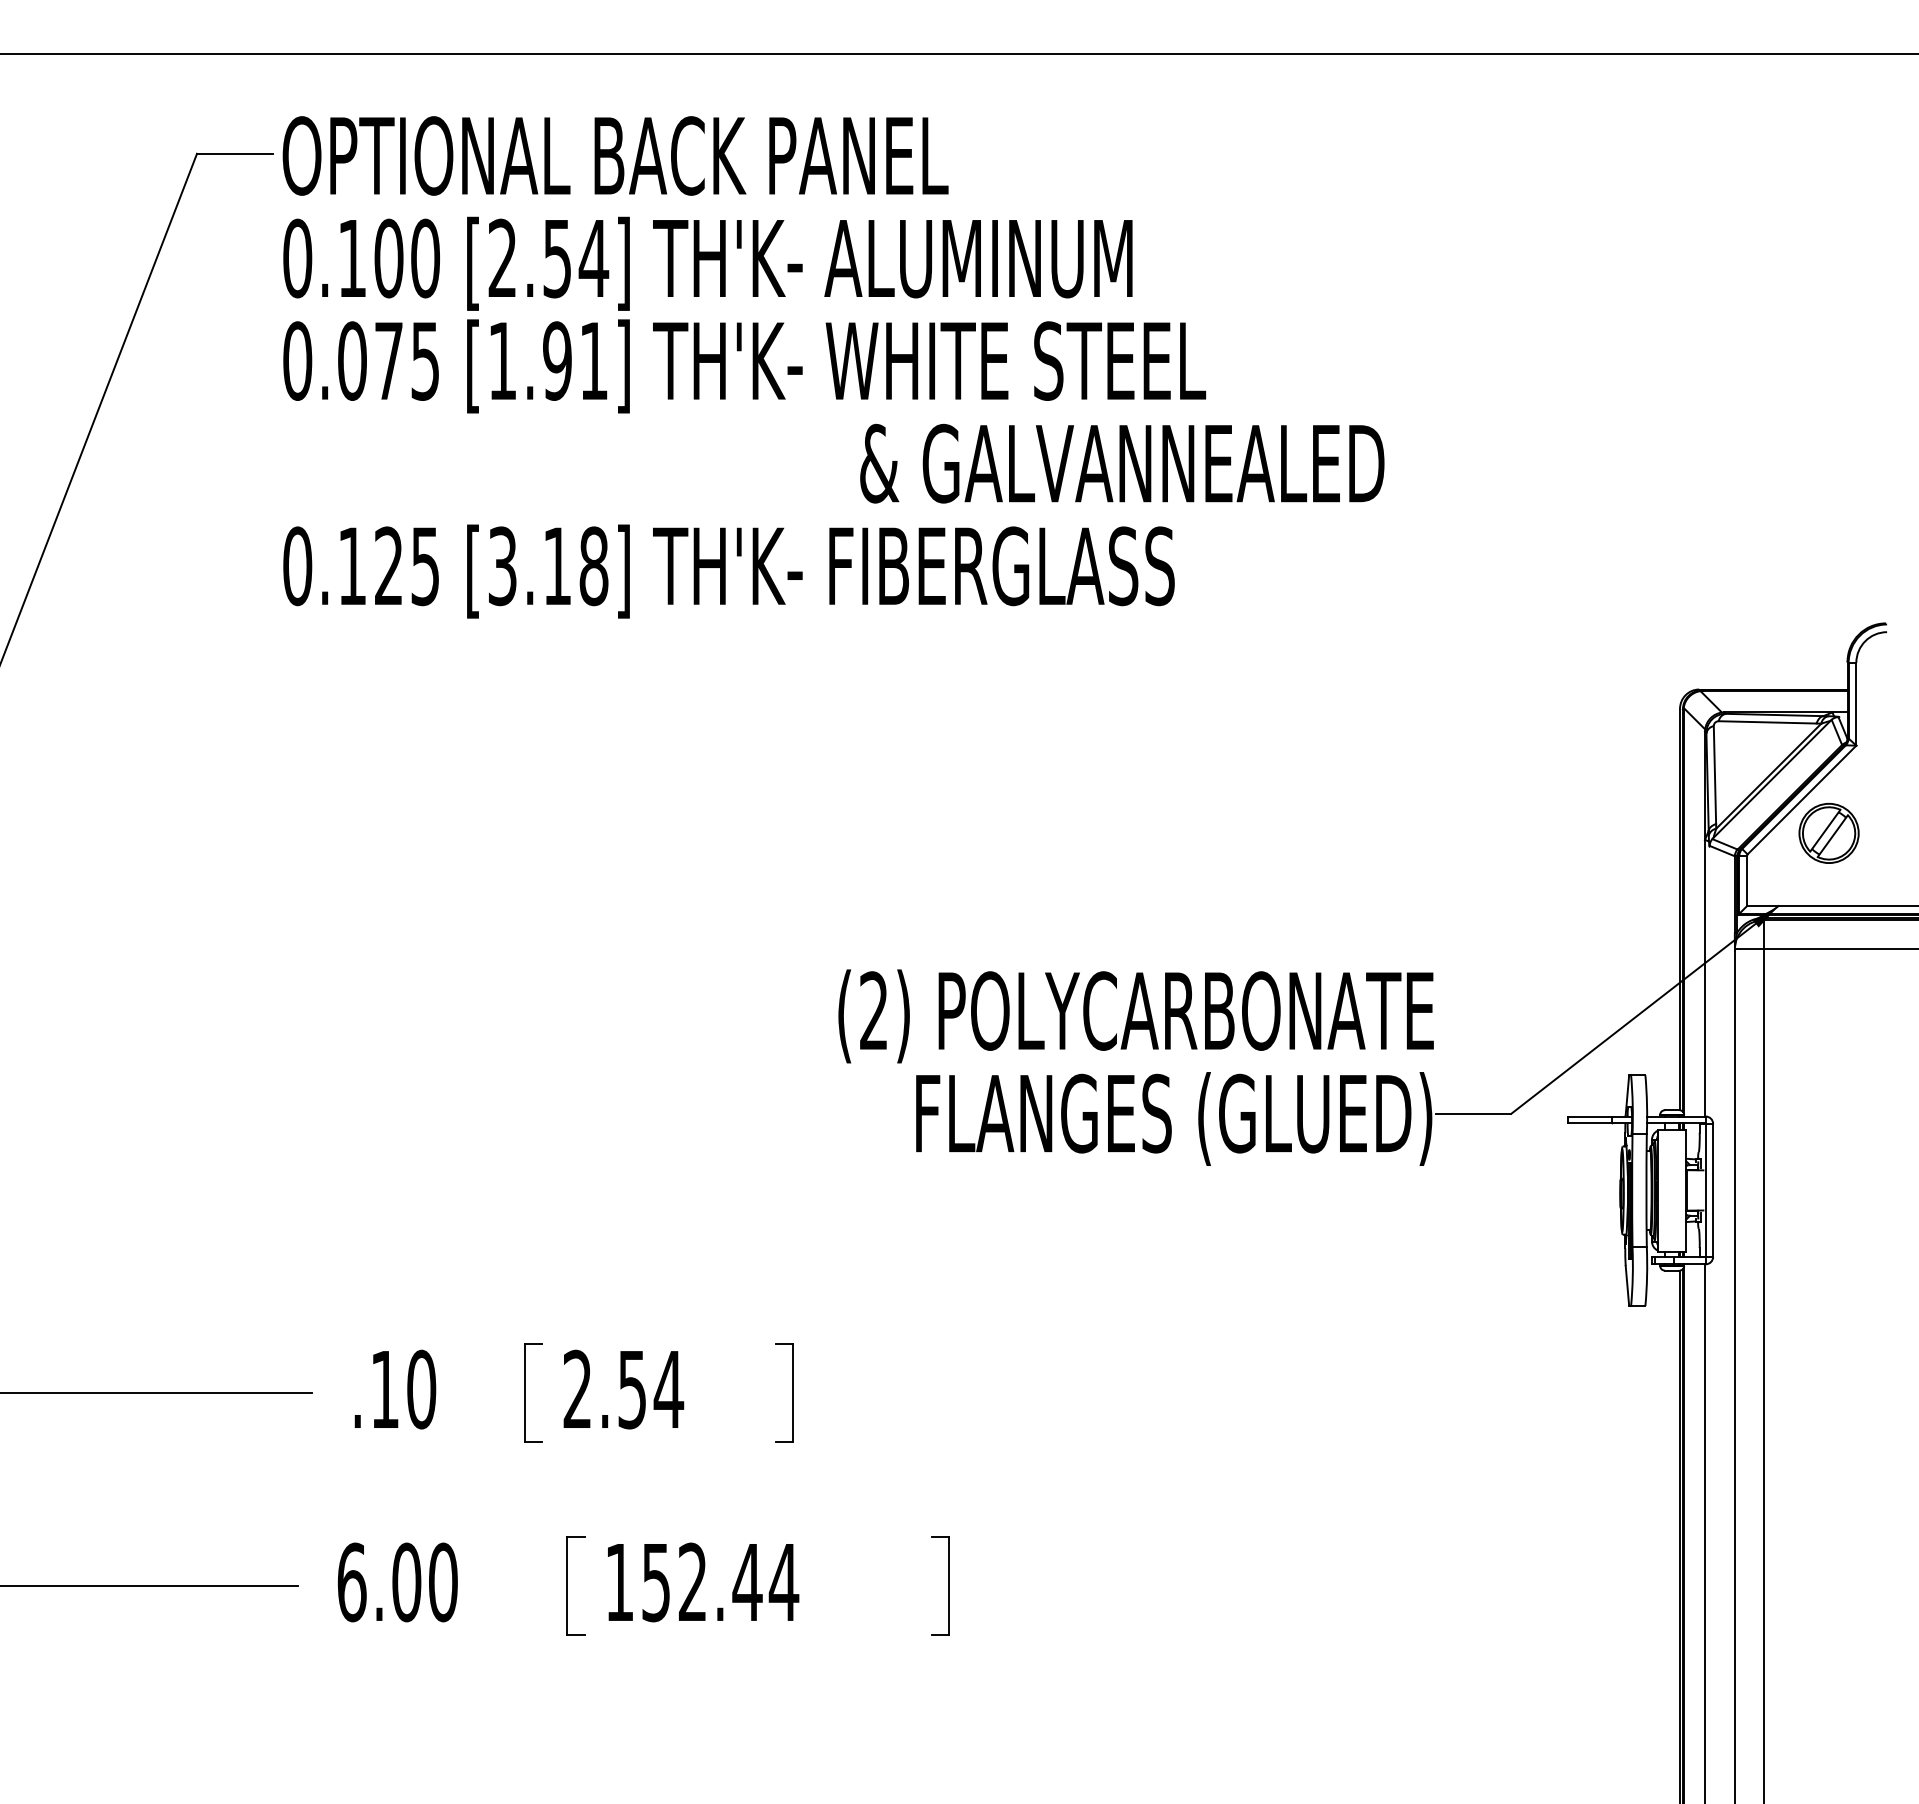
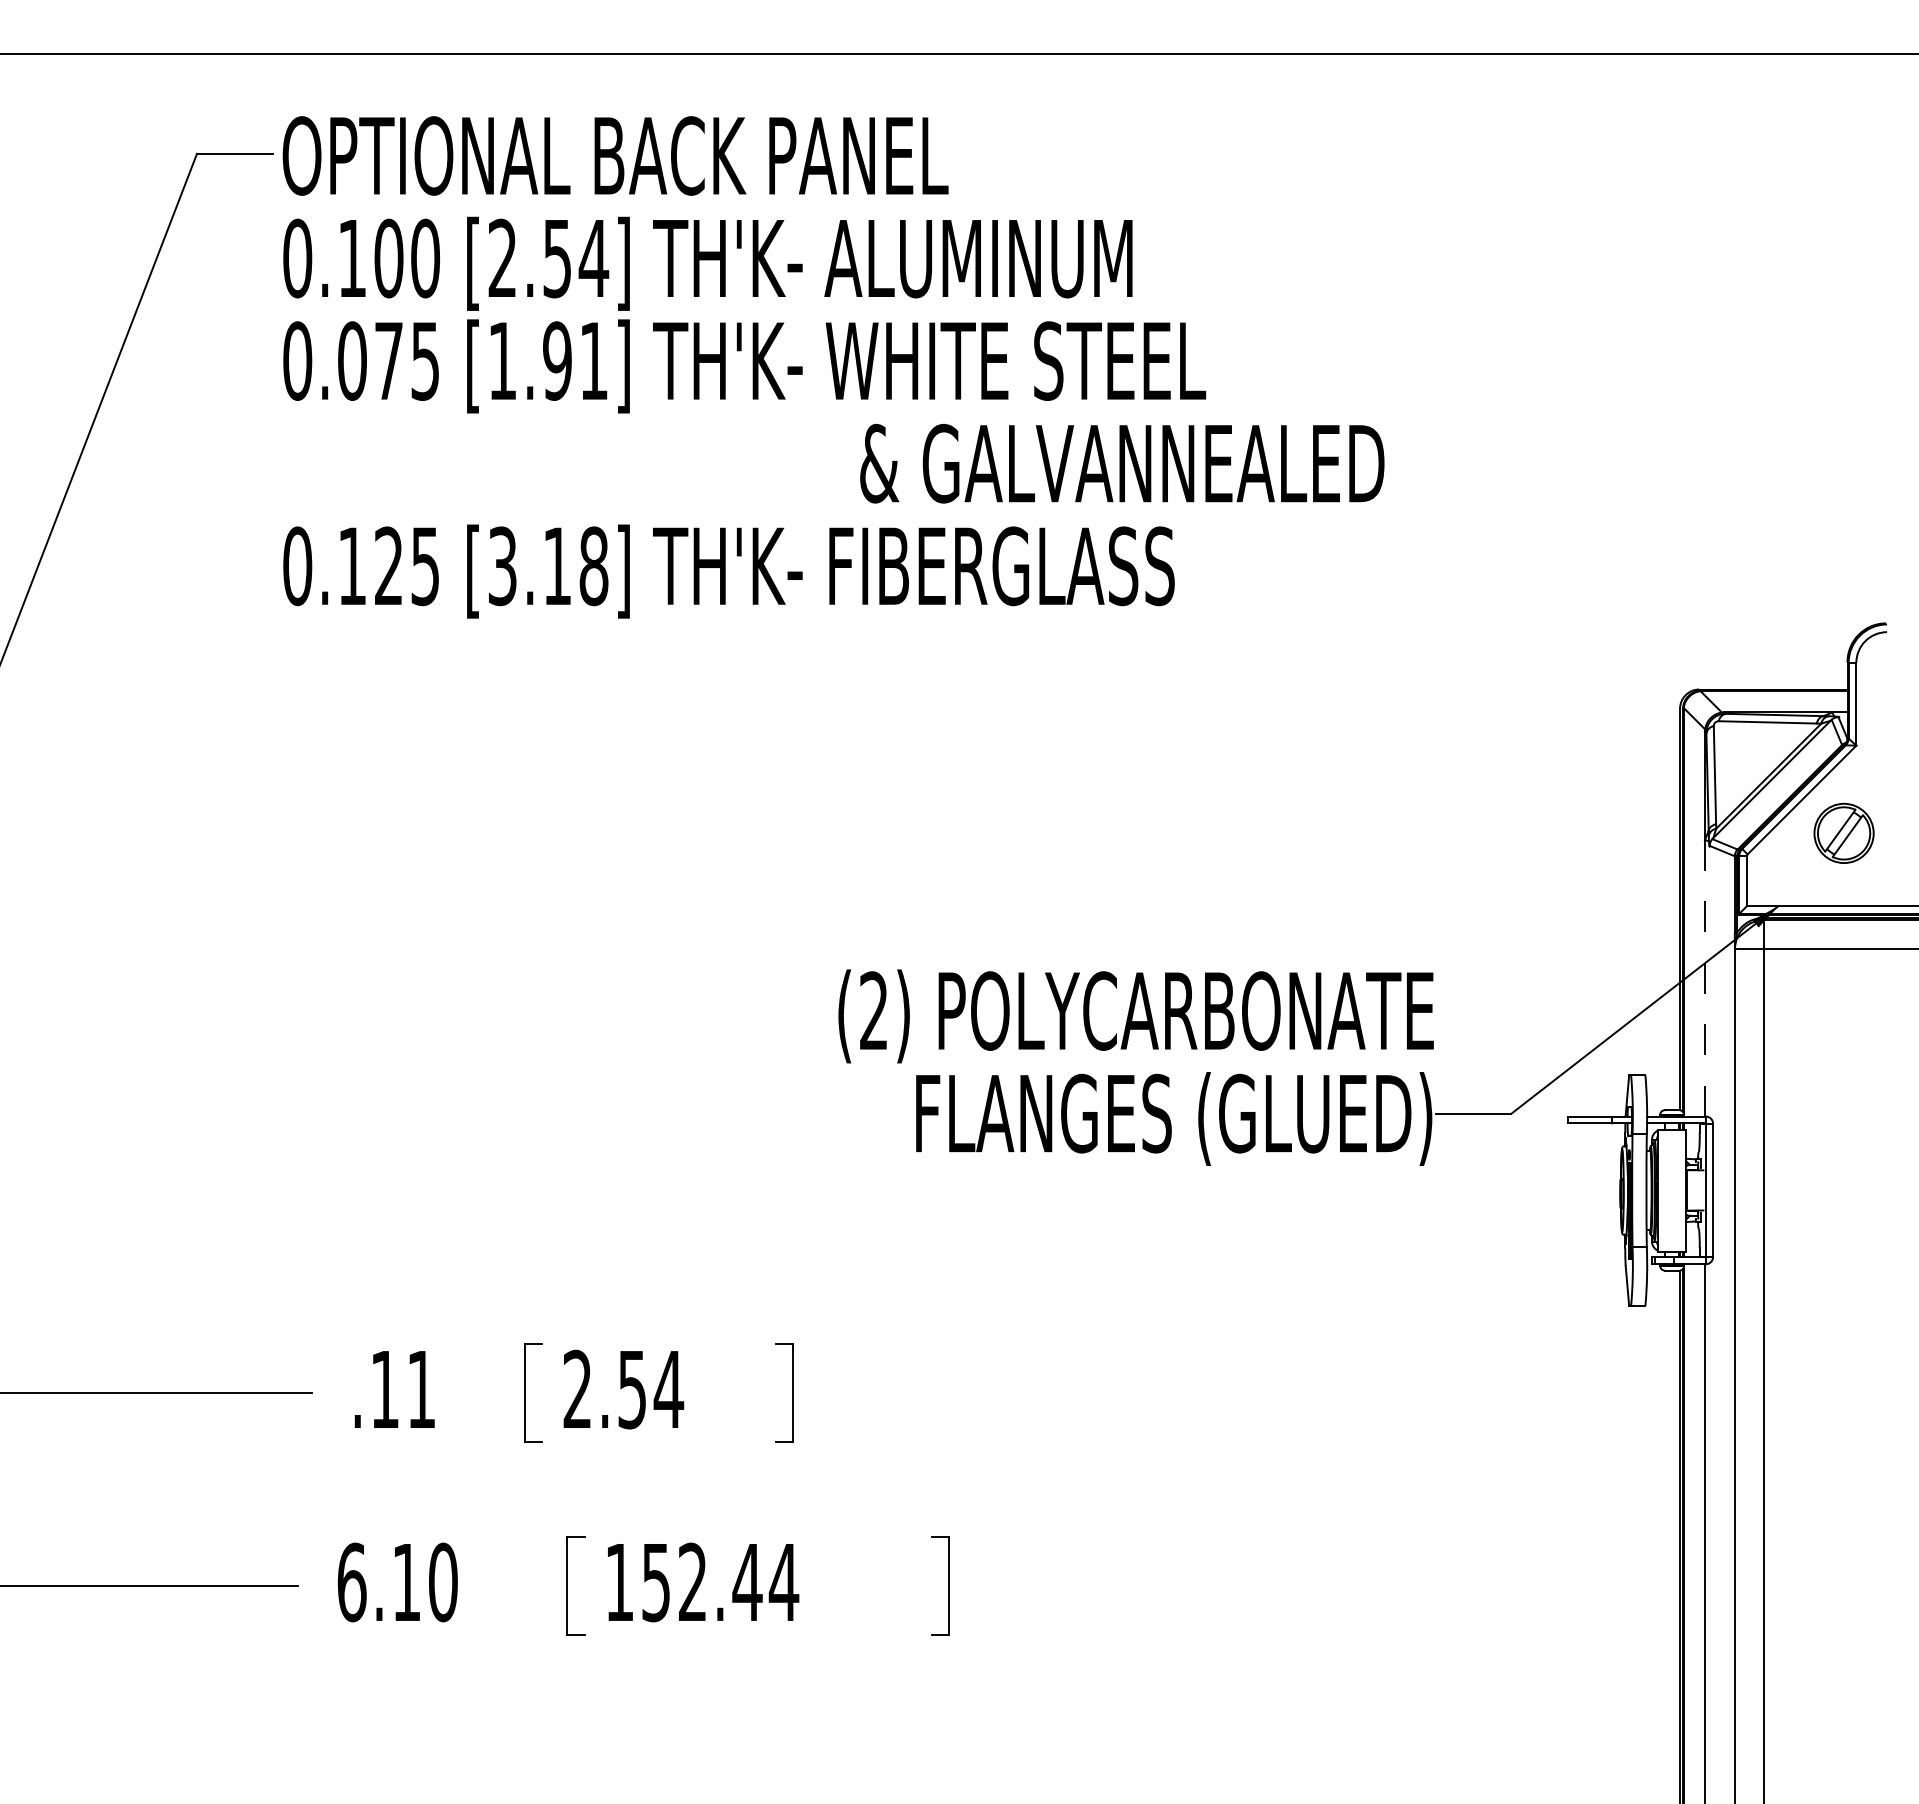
part position: (1828, 832) -> (1843, 832) (1843, 832)
line: solid -> dashed (1705, 978)
text: .10 -> .11 (421, 1389)
text: 6.00 -> 6.10 (406, 1582)
